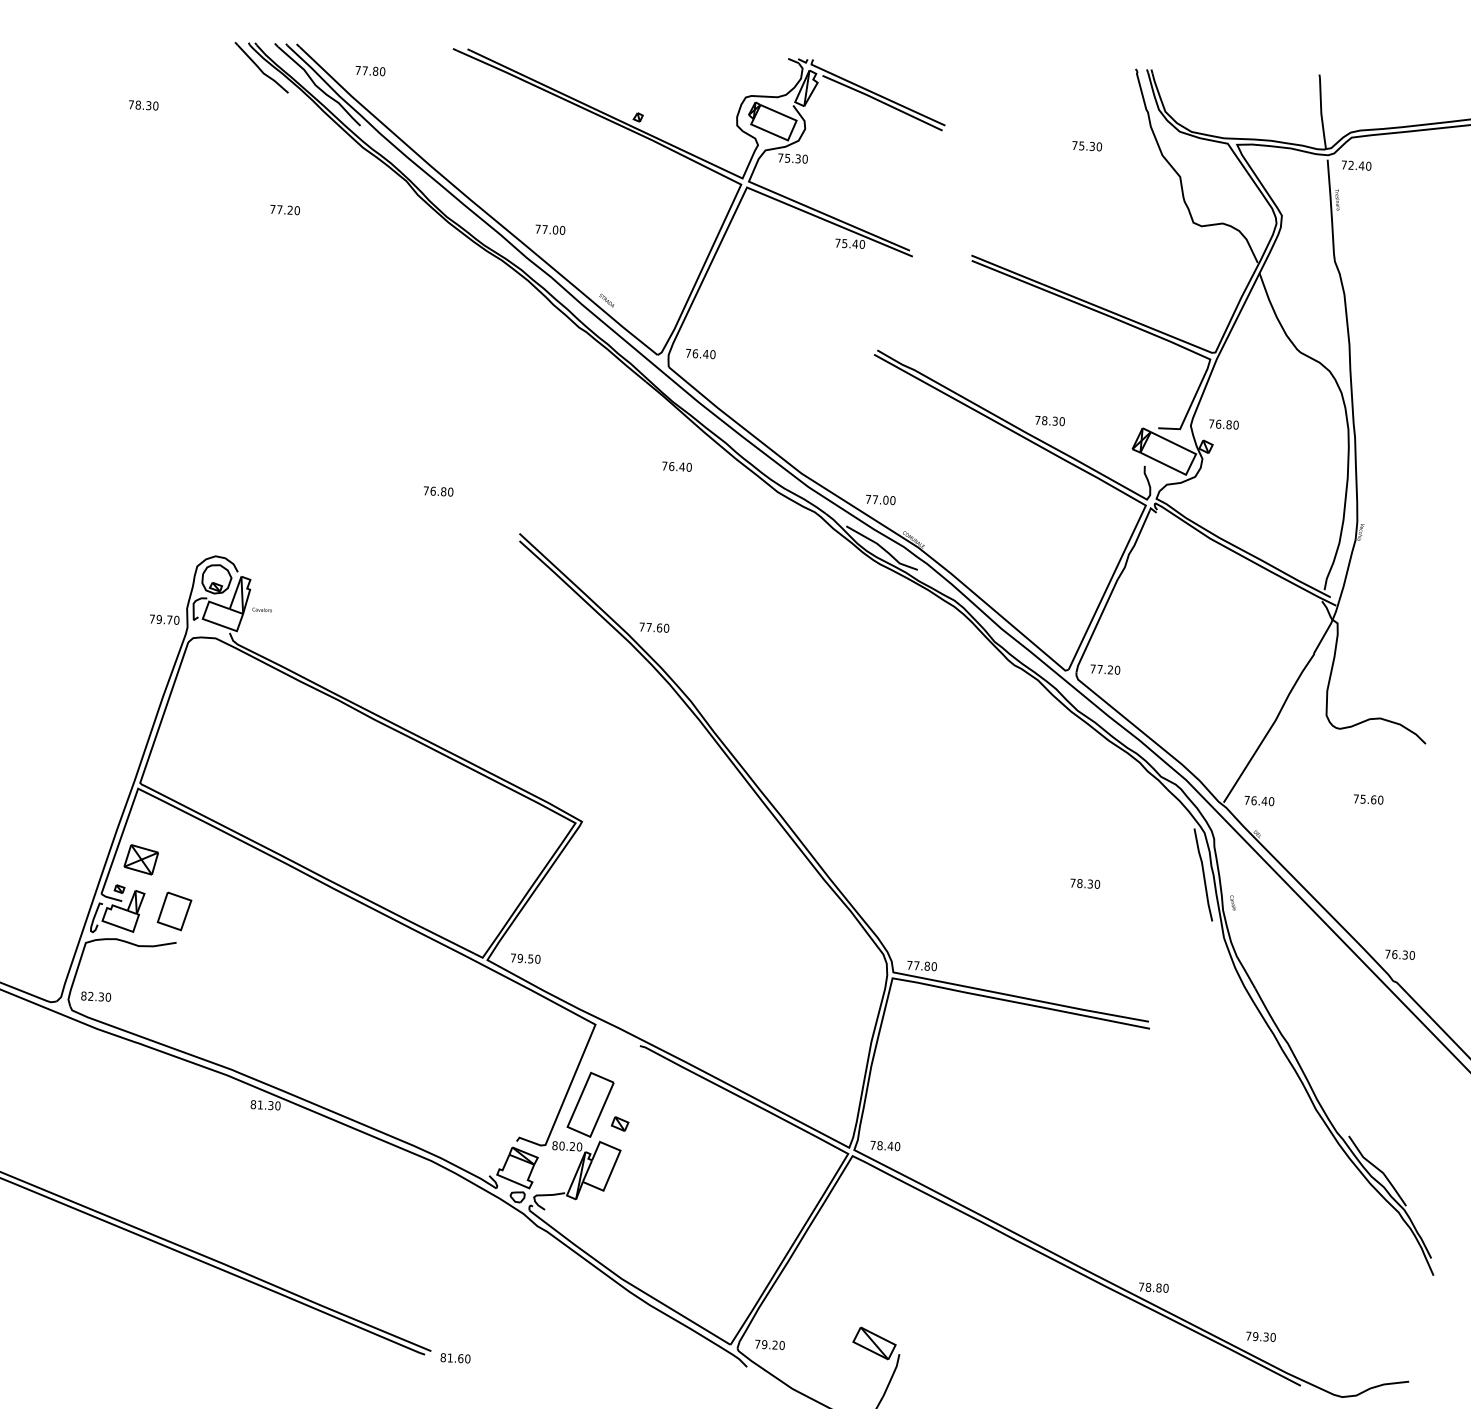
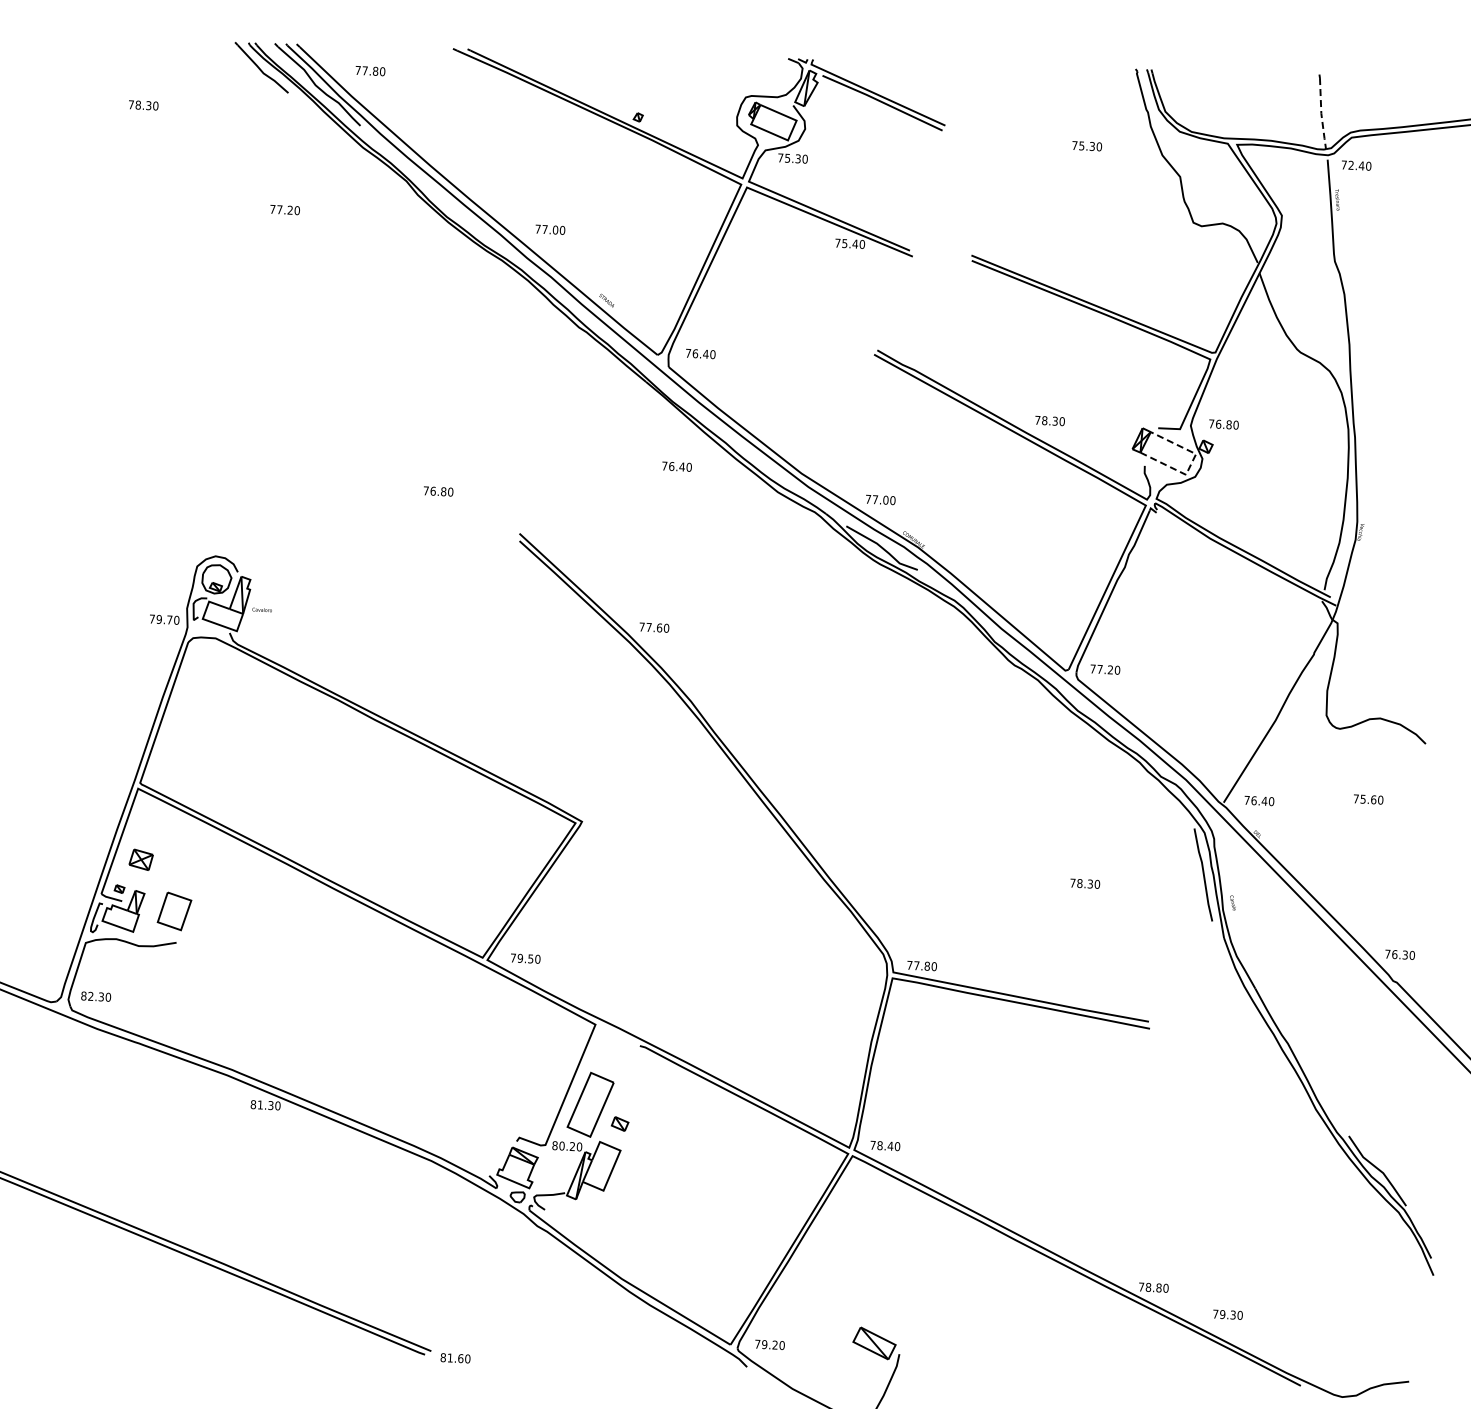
line: solid -> dashed (1321, 114)
line: solid -> dashed (1191, 464)
part size: 36x32 px -> 26x23 px (140, 859)
text position: (1260, 1336) -> (1227, 1314) (1227, 1314)
